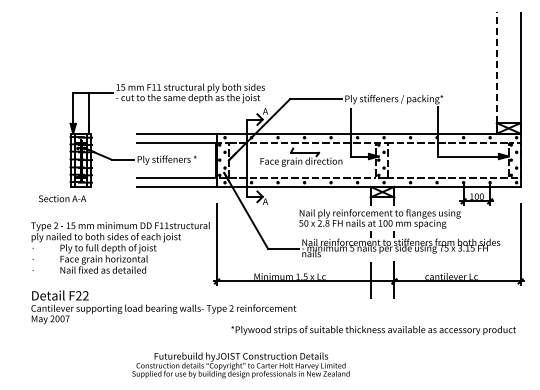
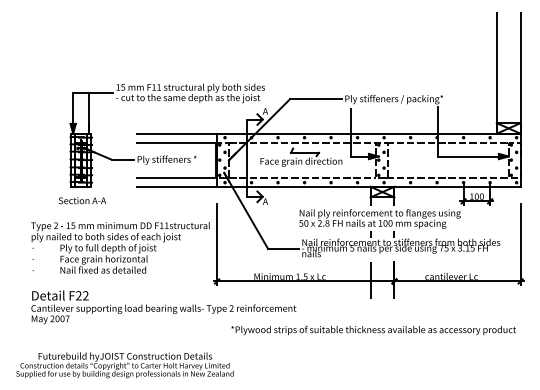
line: dashed -> solid (496, 72)
text position: (62, 198) -> (82, 200) (82, 200)
text position: (240, 365) -> (124, 365) (124, 365)
